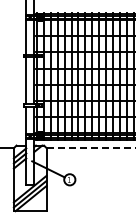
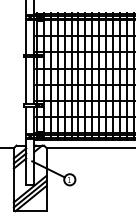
line: dashed -> solid (91, 148)
